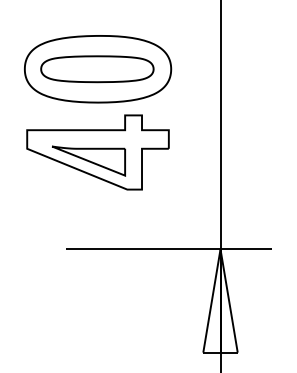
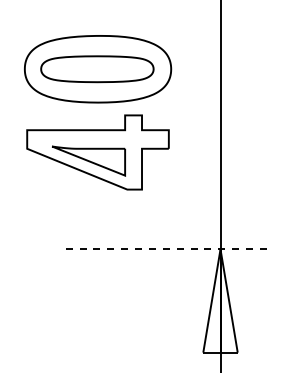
line: solid -> dashed (169, 249)
